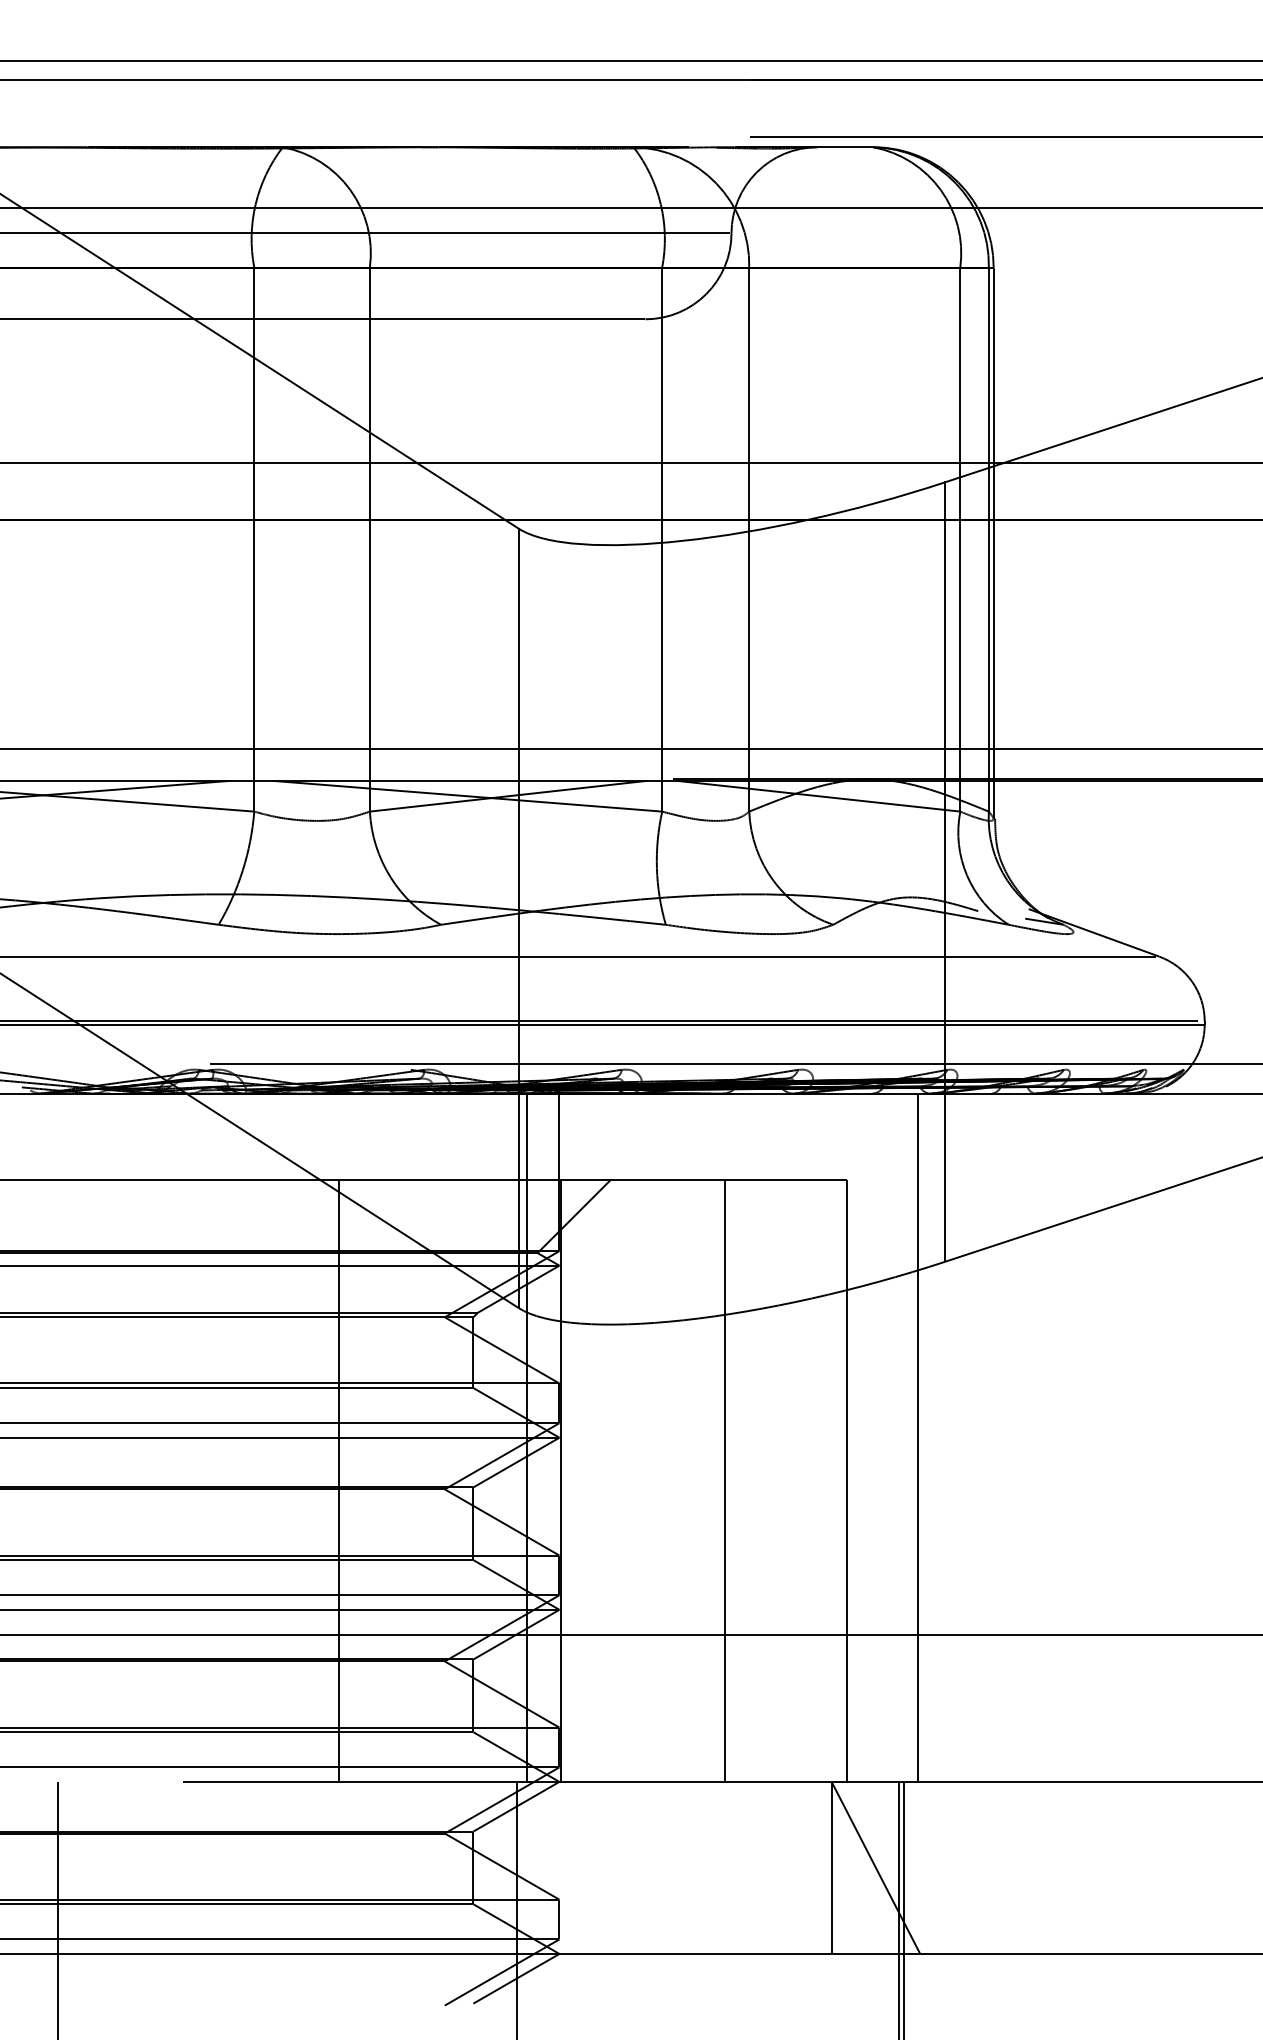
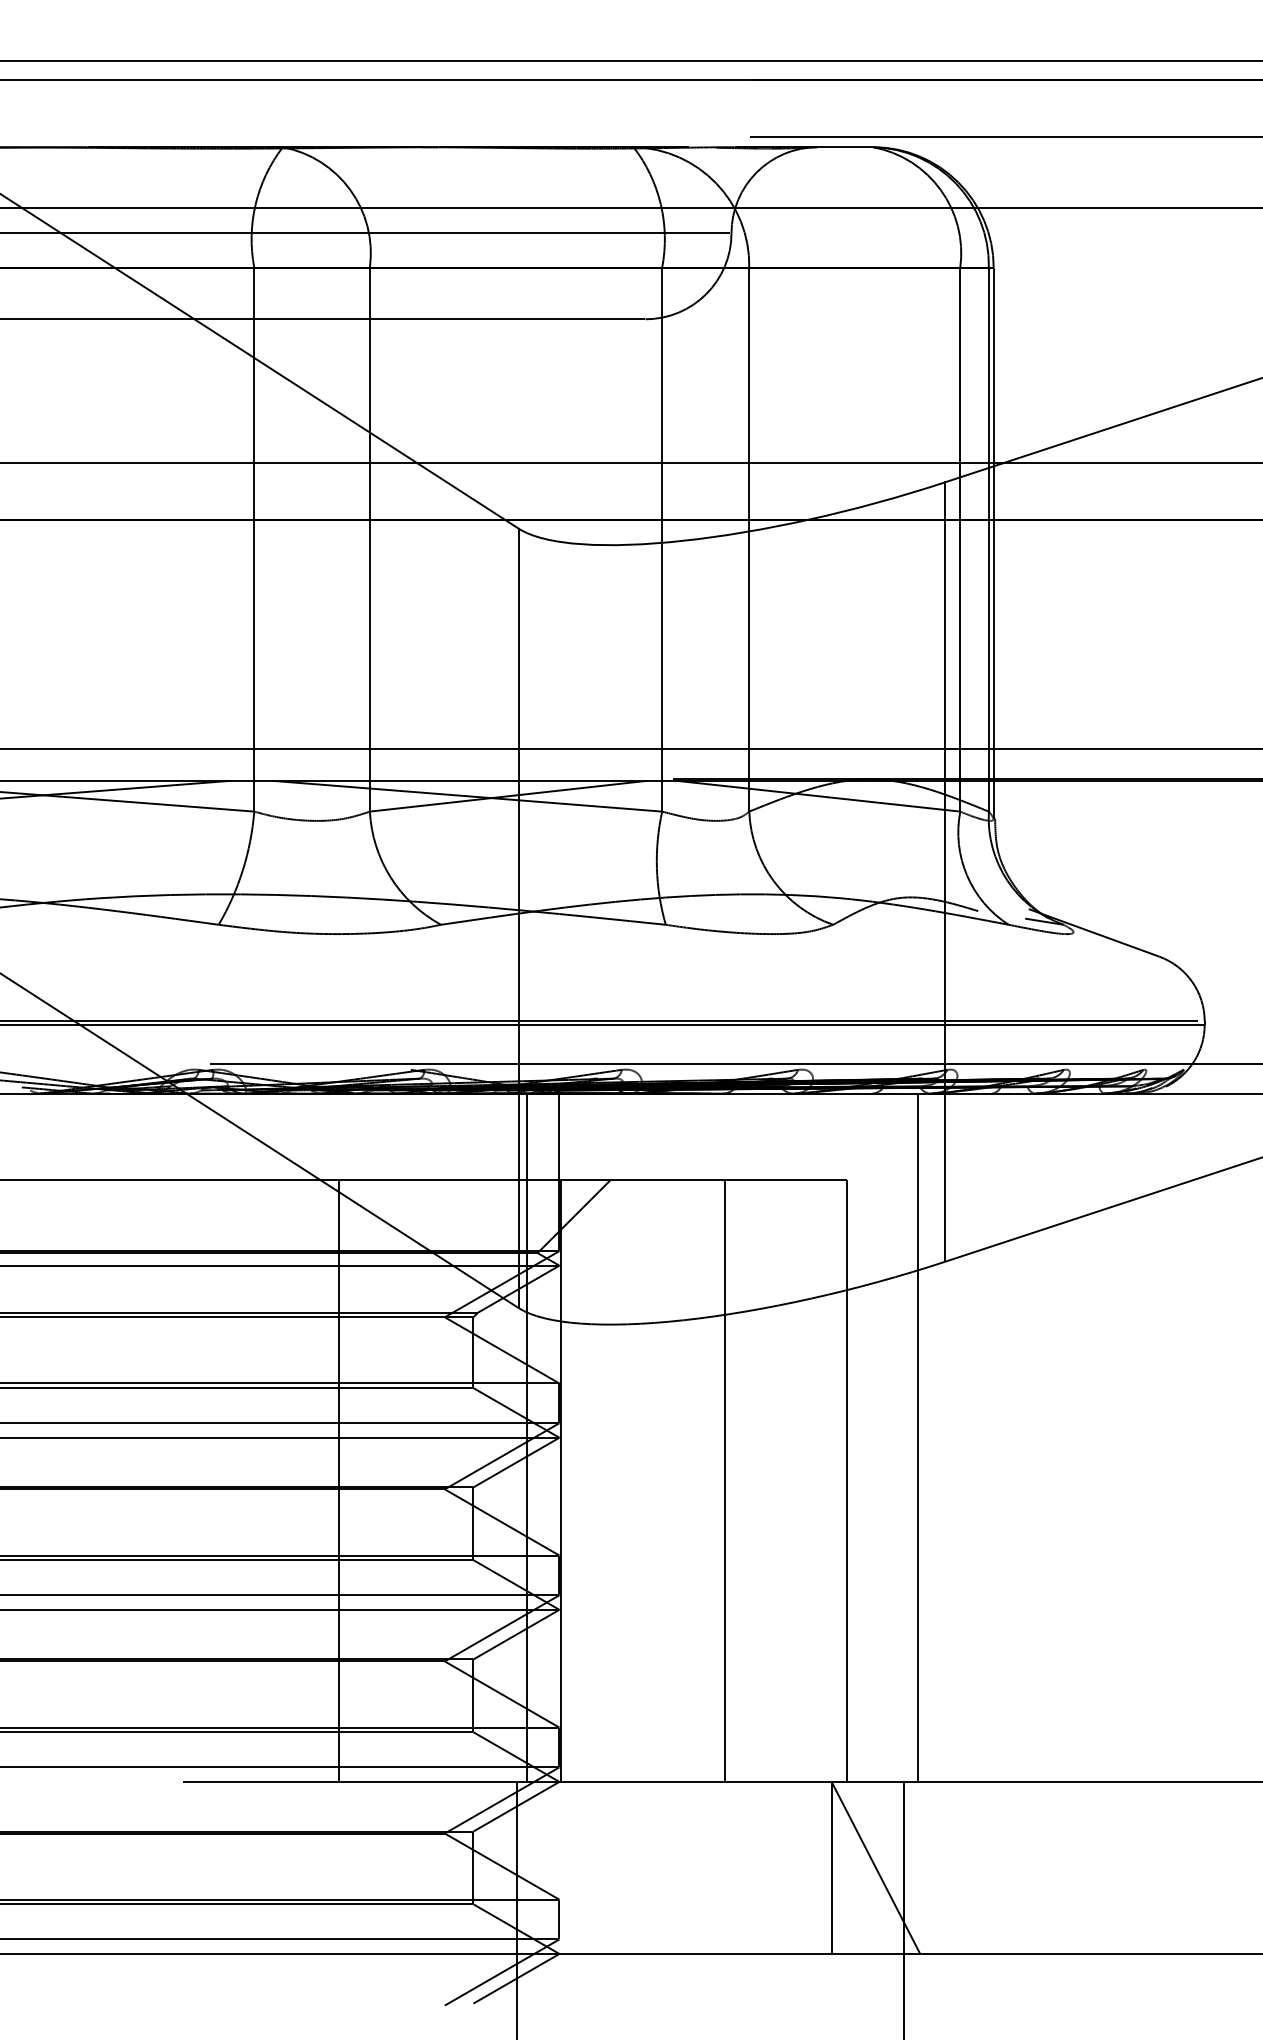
line: present -> none (579, 956)
line: present -> none (630, 1634)
line: present -> none (58, 1908)
line: present -> none (899, 1908)
